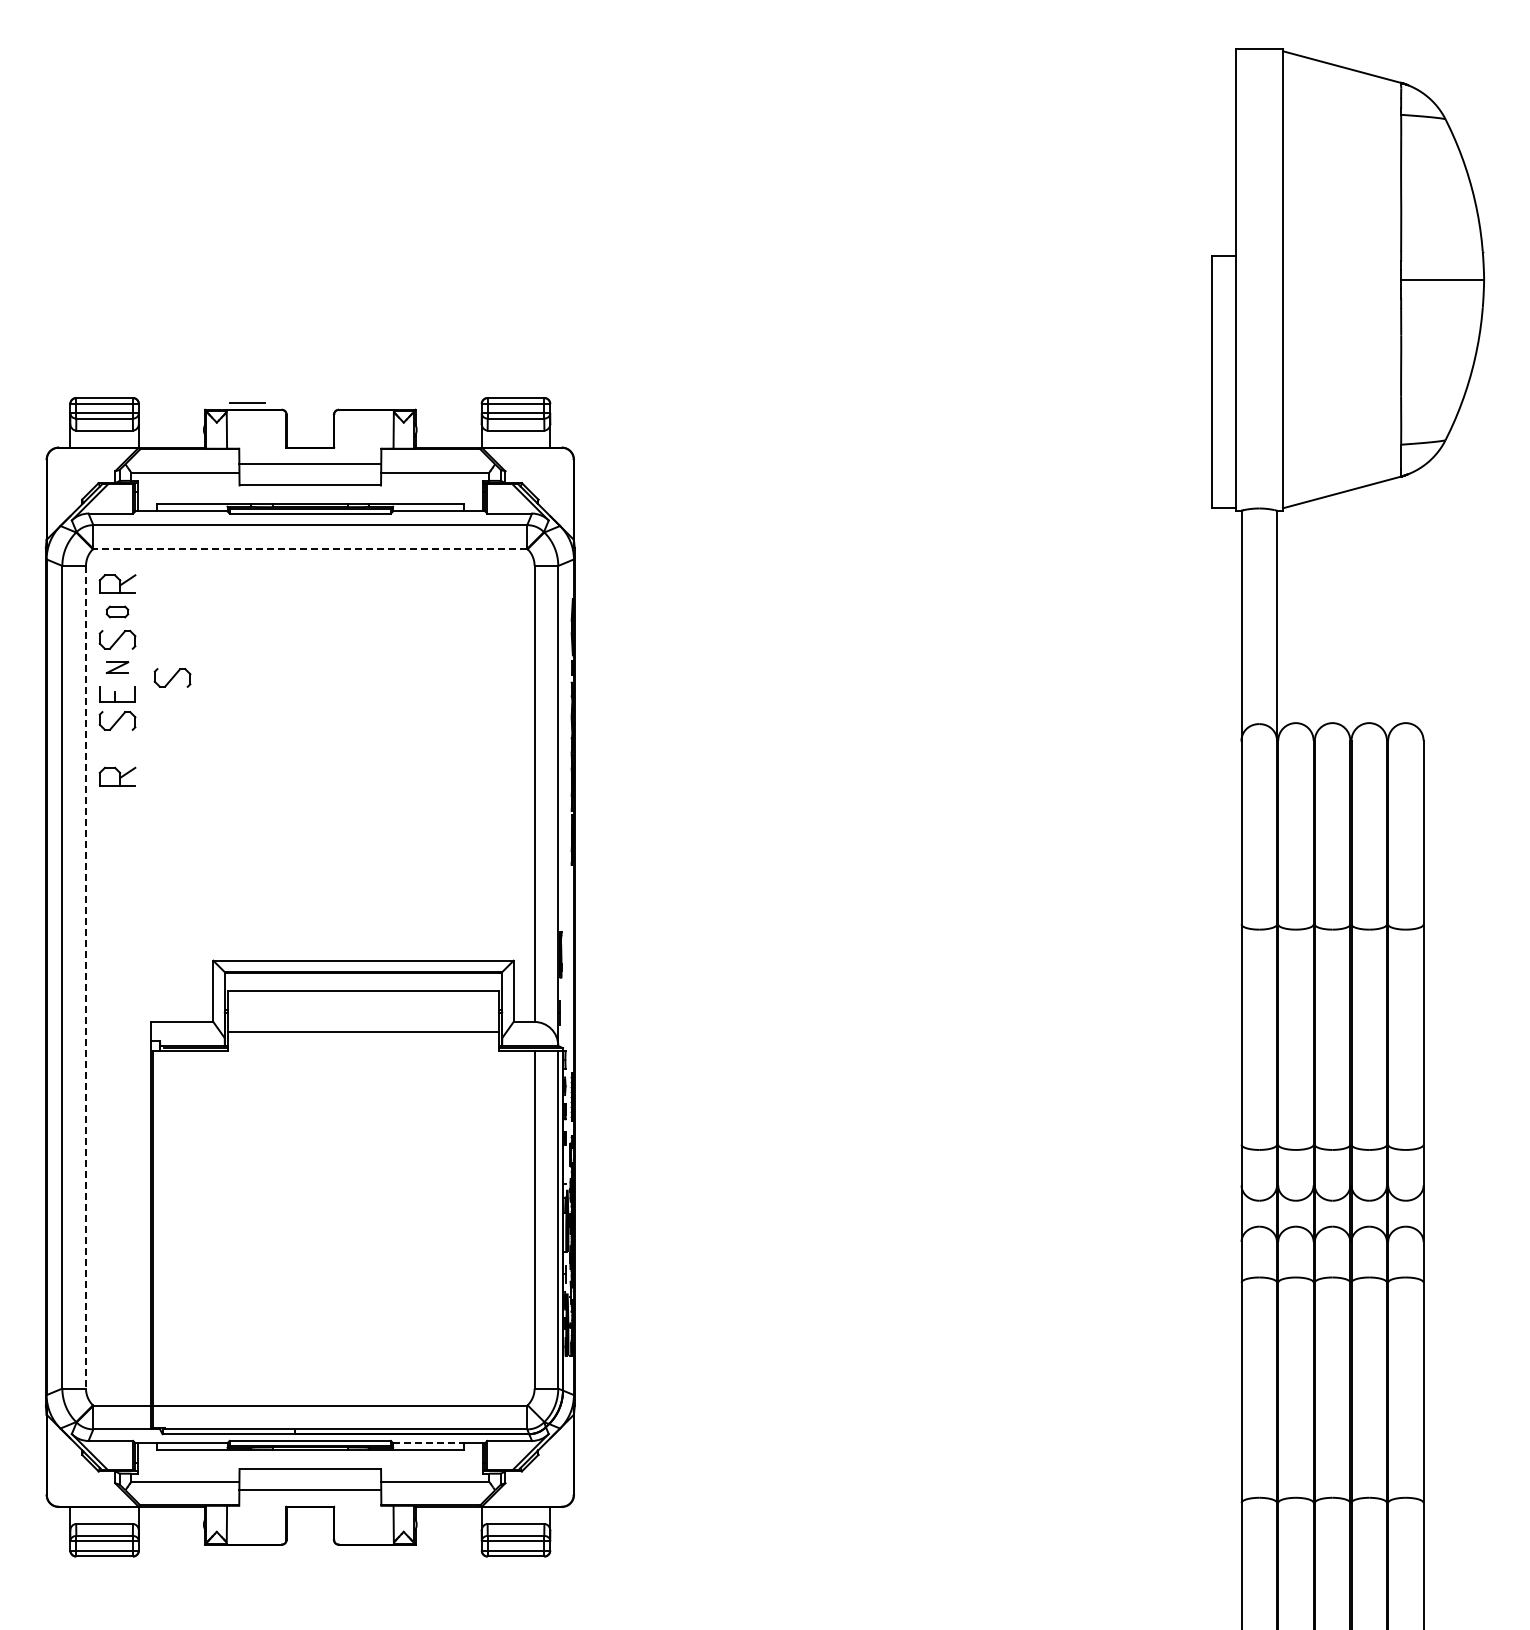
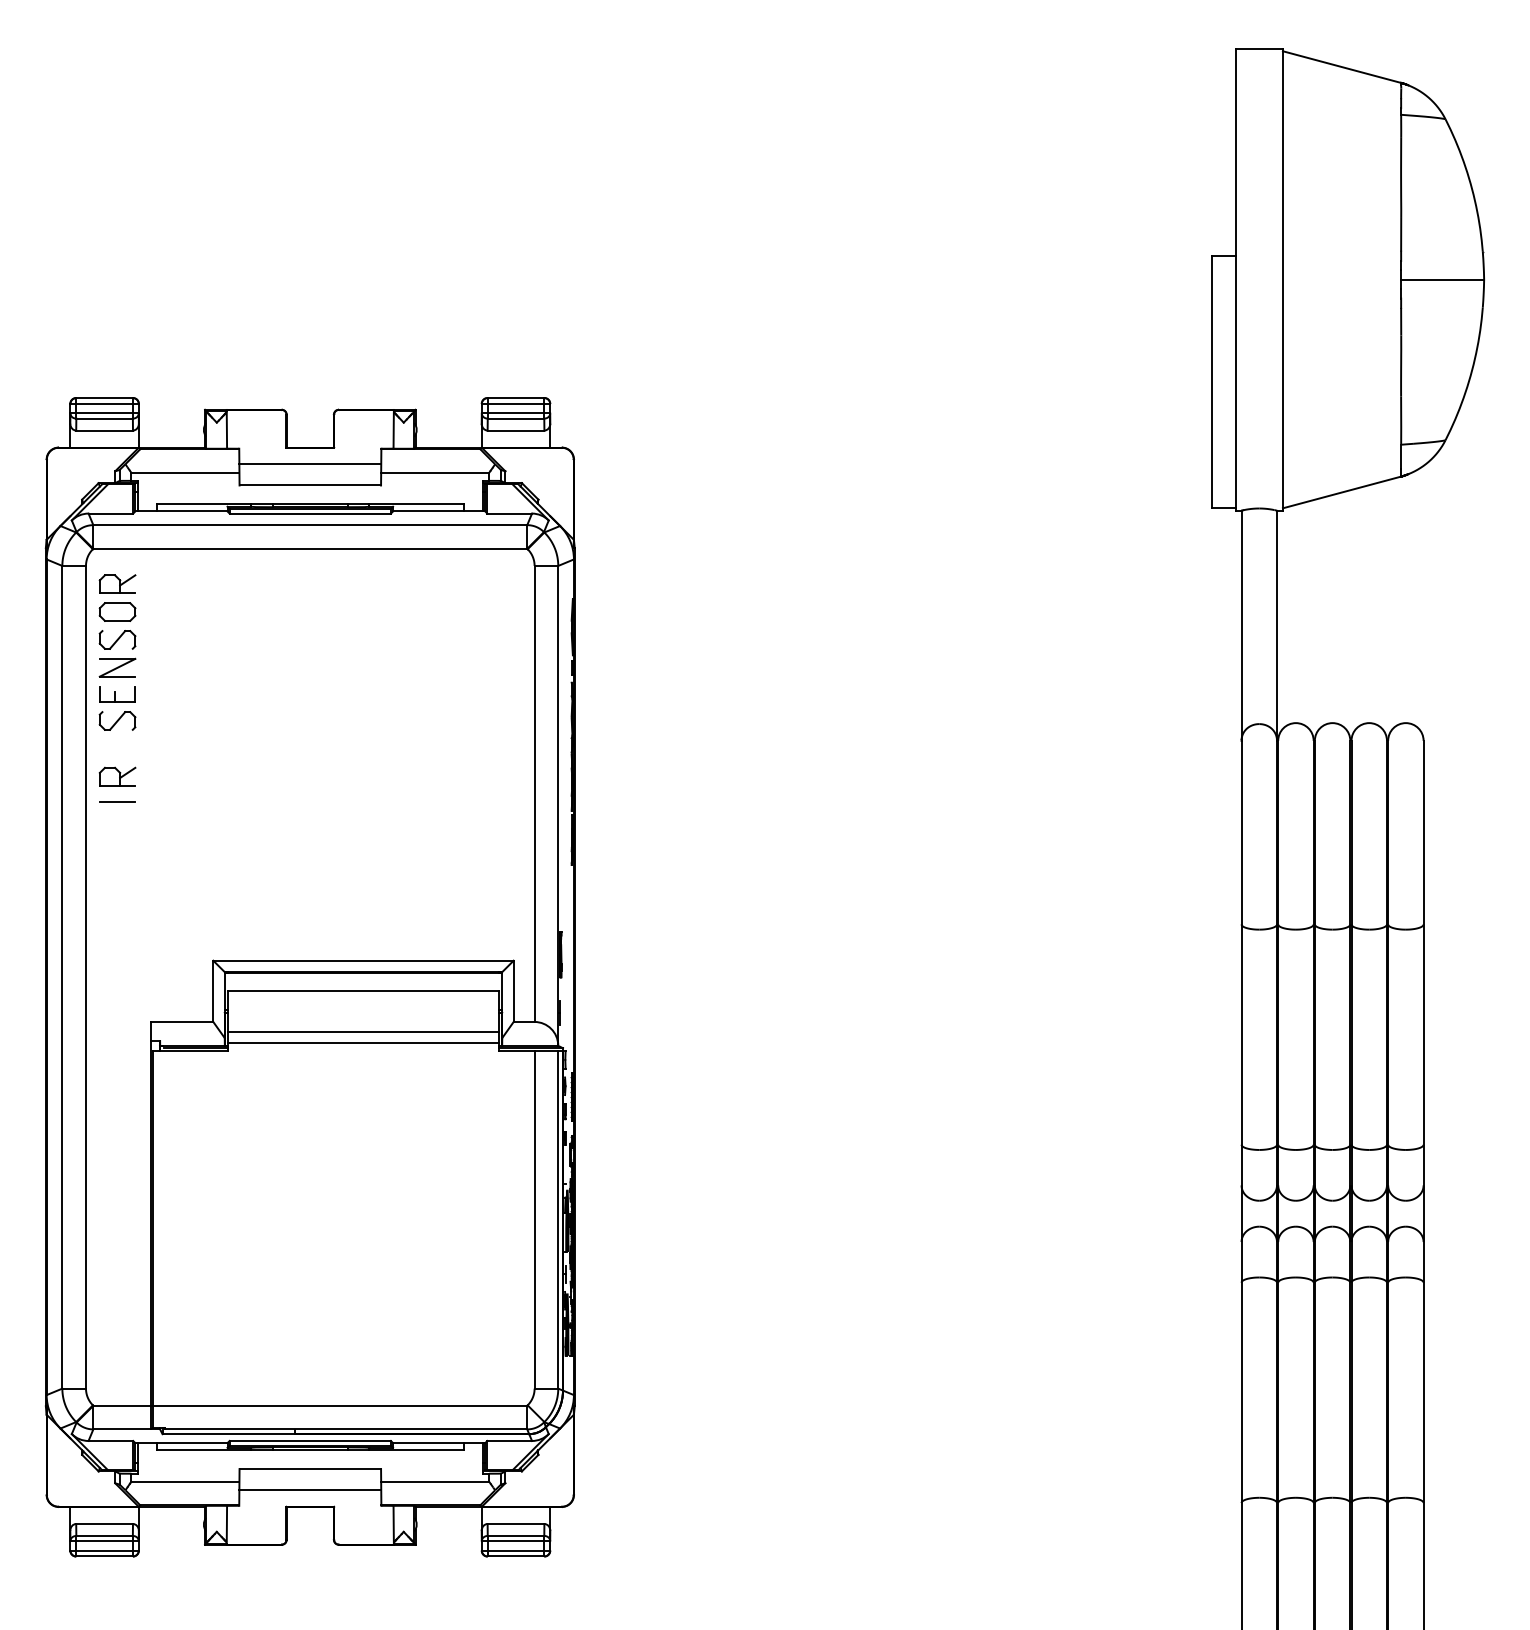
line position: (247, 402) -> (117, 801) (117, 801)
line: dashed -> solid (310, 548)
part size: 25x14 px -> 39x20 px (117, 611)
part size: 25x13 px -> 39x21 px (117, 667)
part: present -> none (172, 677)
line: dashed -> solid (86, 977)
line: none -> present (363, 1043)
line: dashed -> solid (429, 1443)
